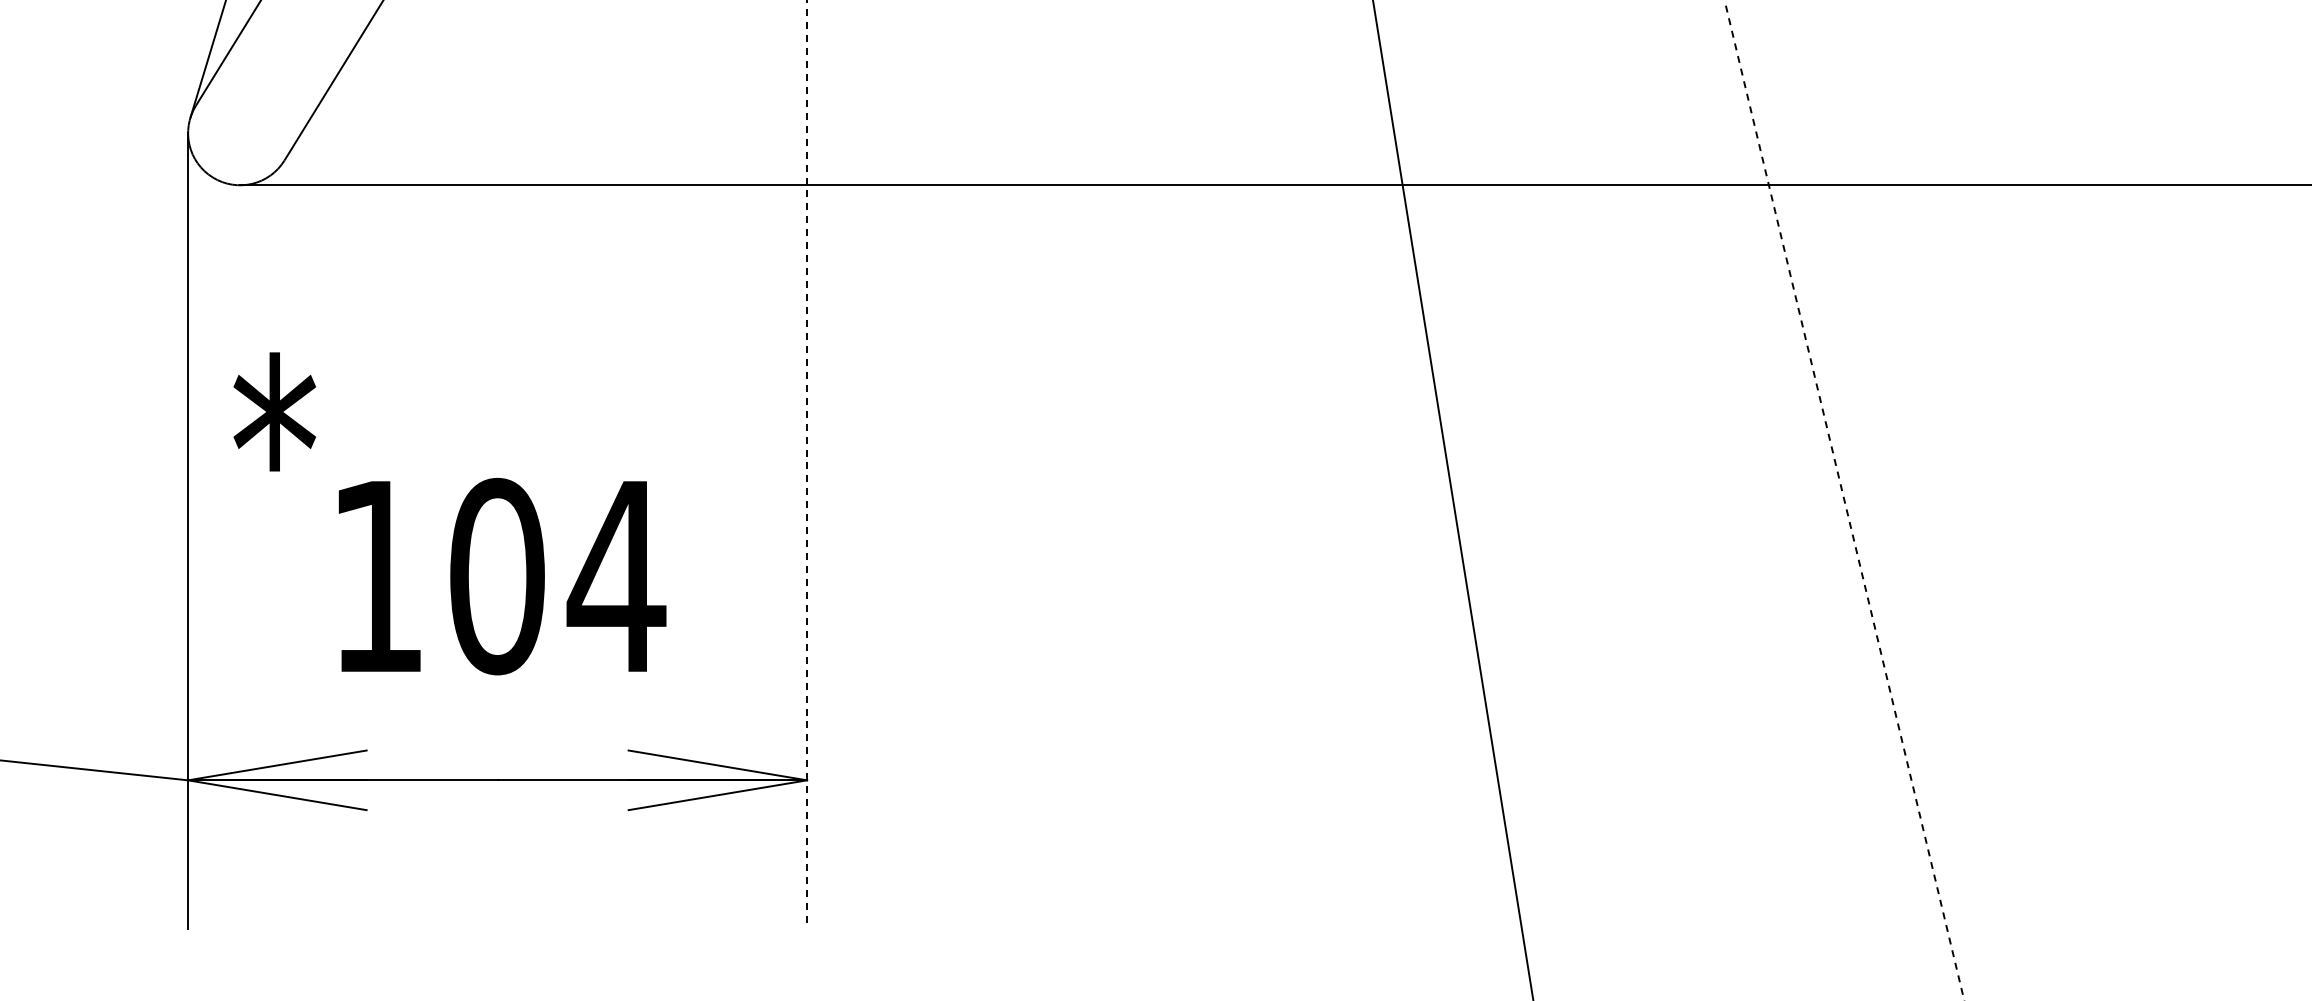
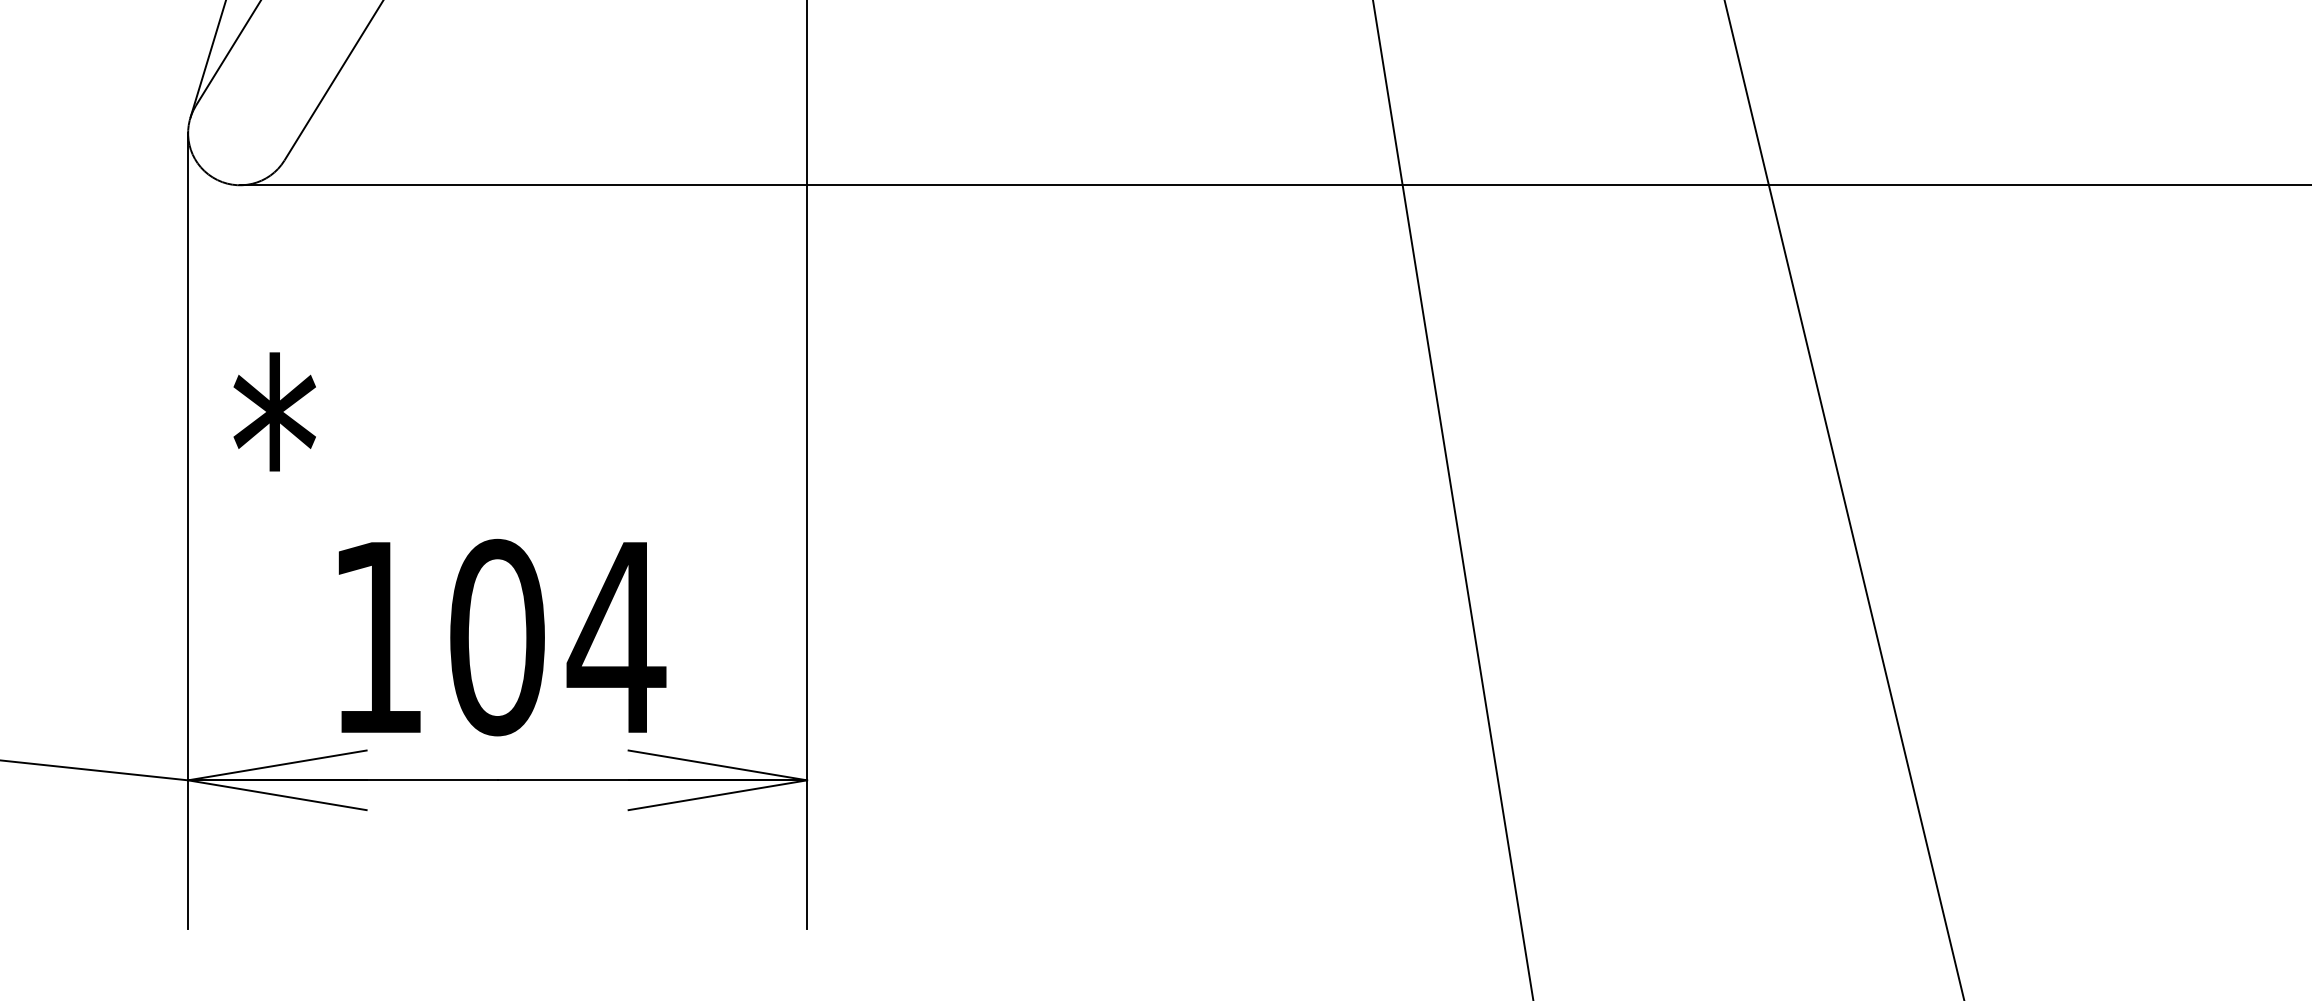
line: dashed -> solid (807, 465)
line: dashed -> solid (1844, 501)
text position: (502, 576) -> (502, 637) (502, 637)
